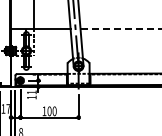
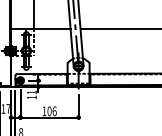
line: dashed -> solid (121, 29)
text: 100 -> 106 (54, 110)
